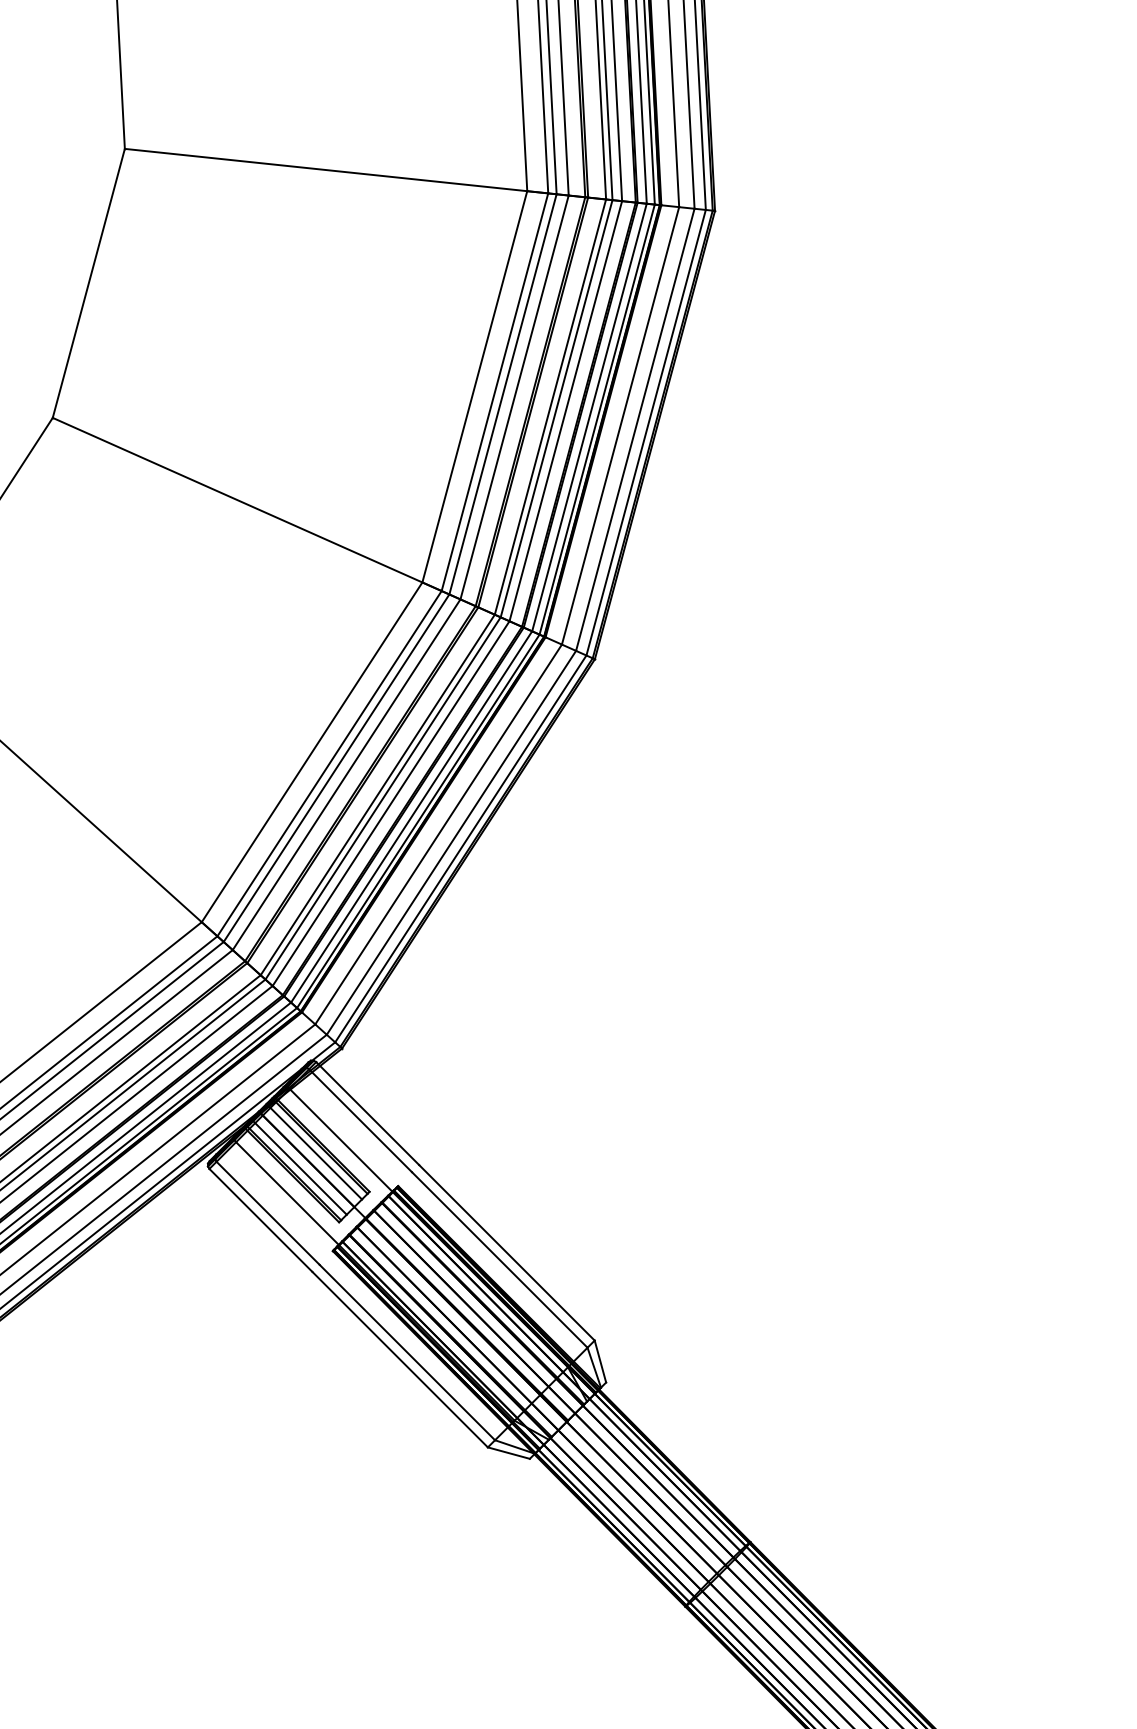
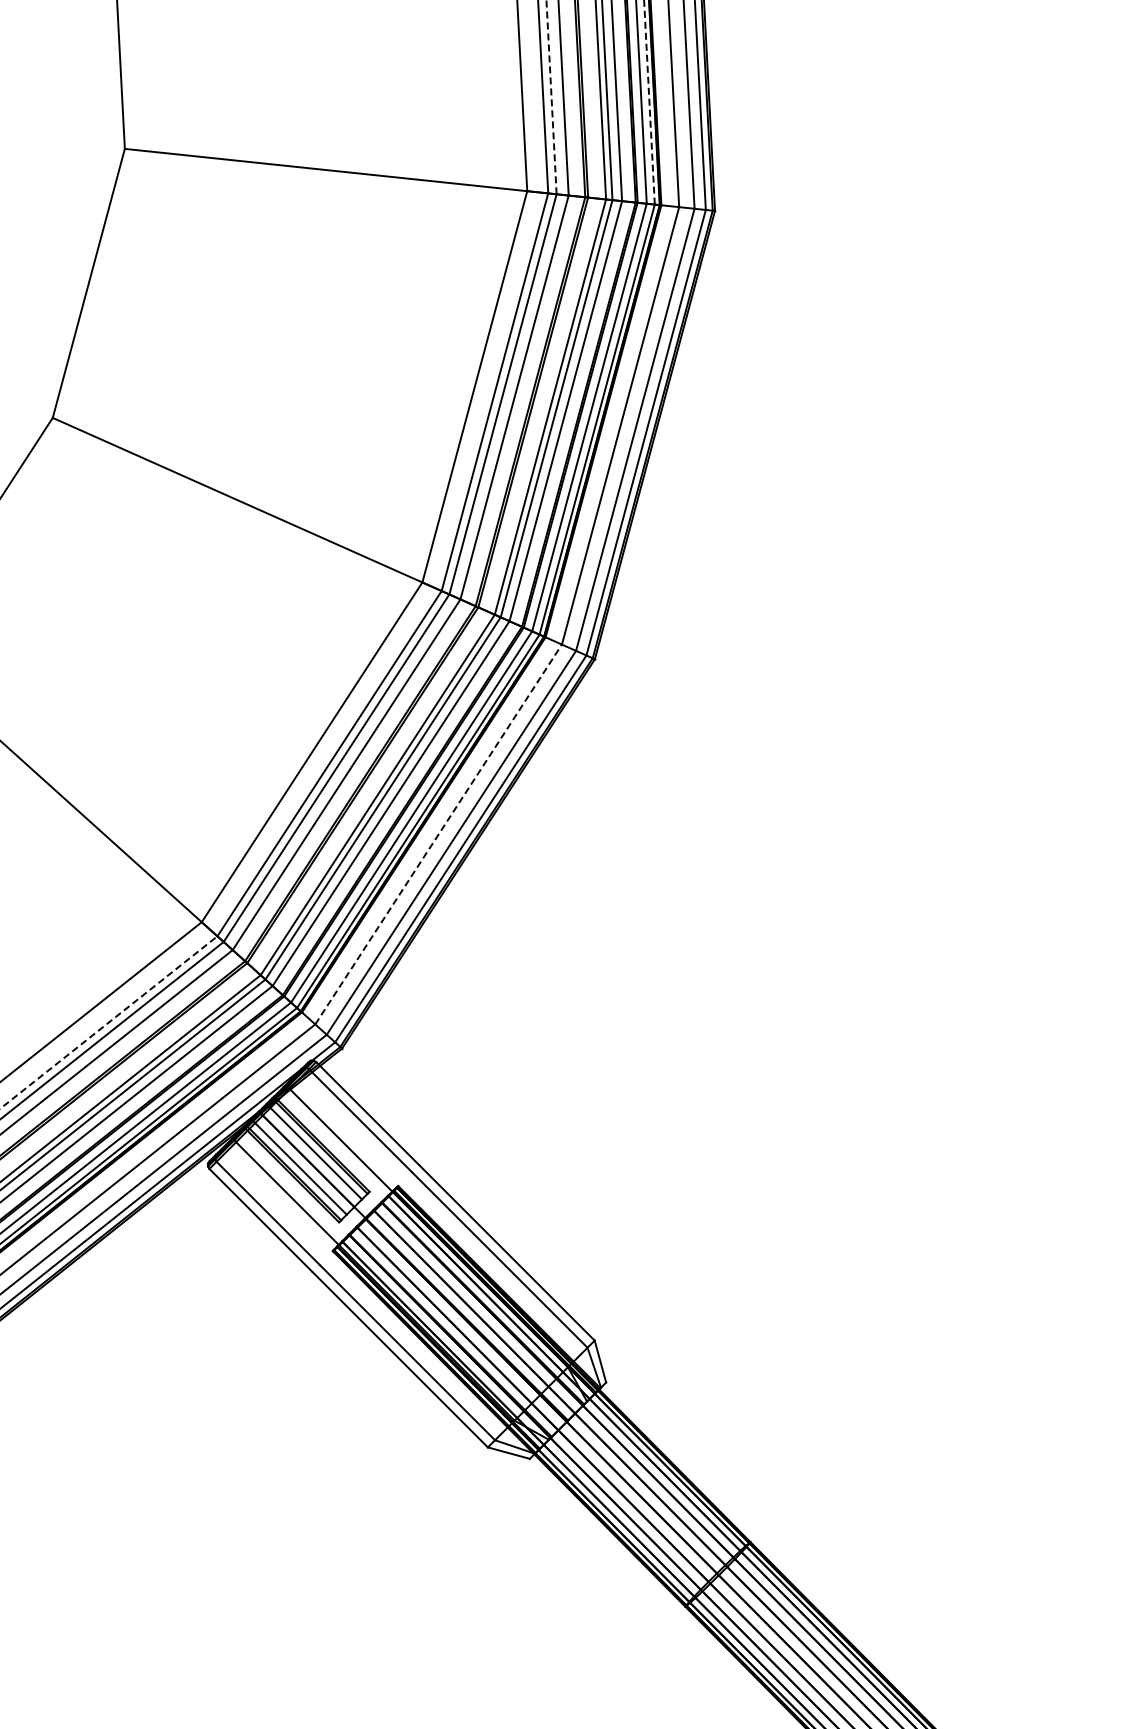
line: solid -> dashed (551, 97)
line: solid -> dashed (649, 101)
line: solid -> dashed (438, 834)
line: solid -> dashed (108, 1022)
